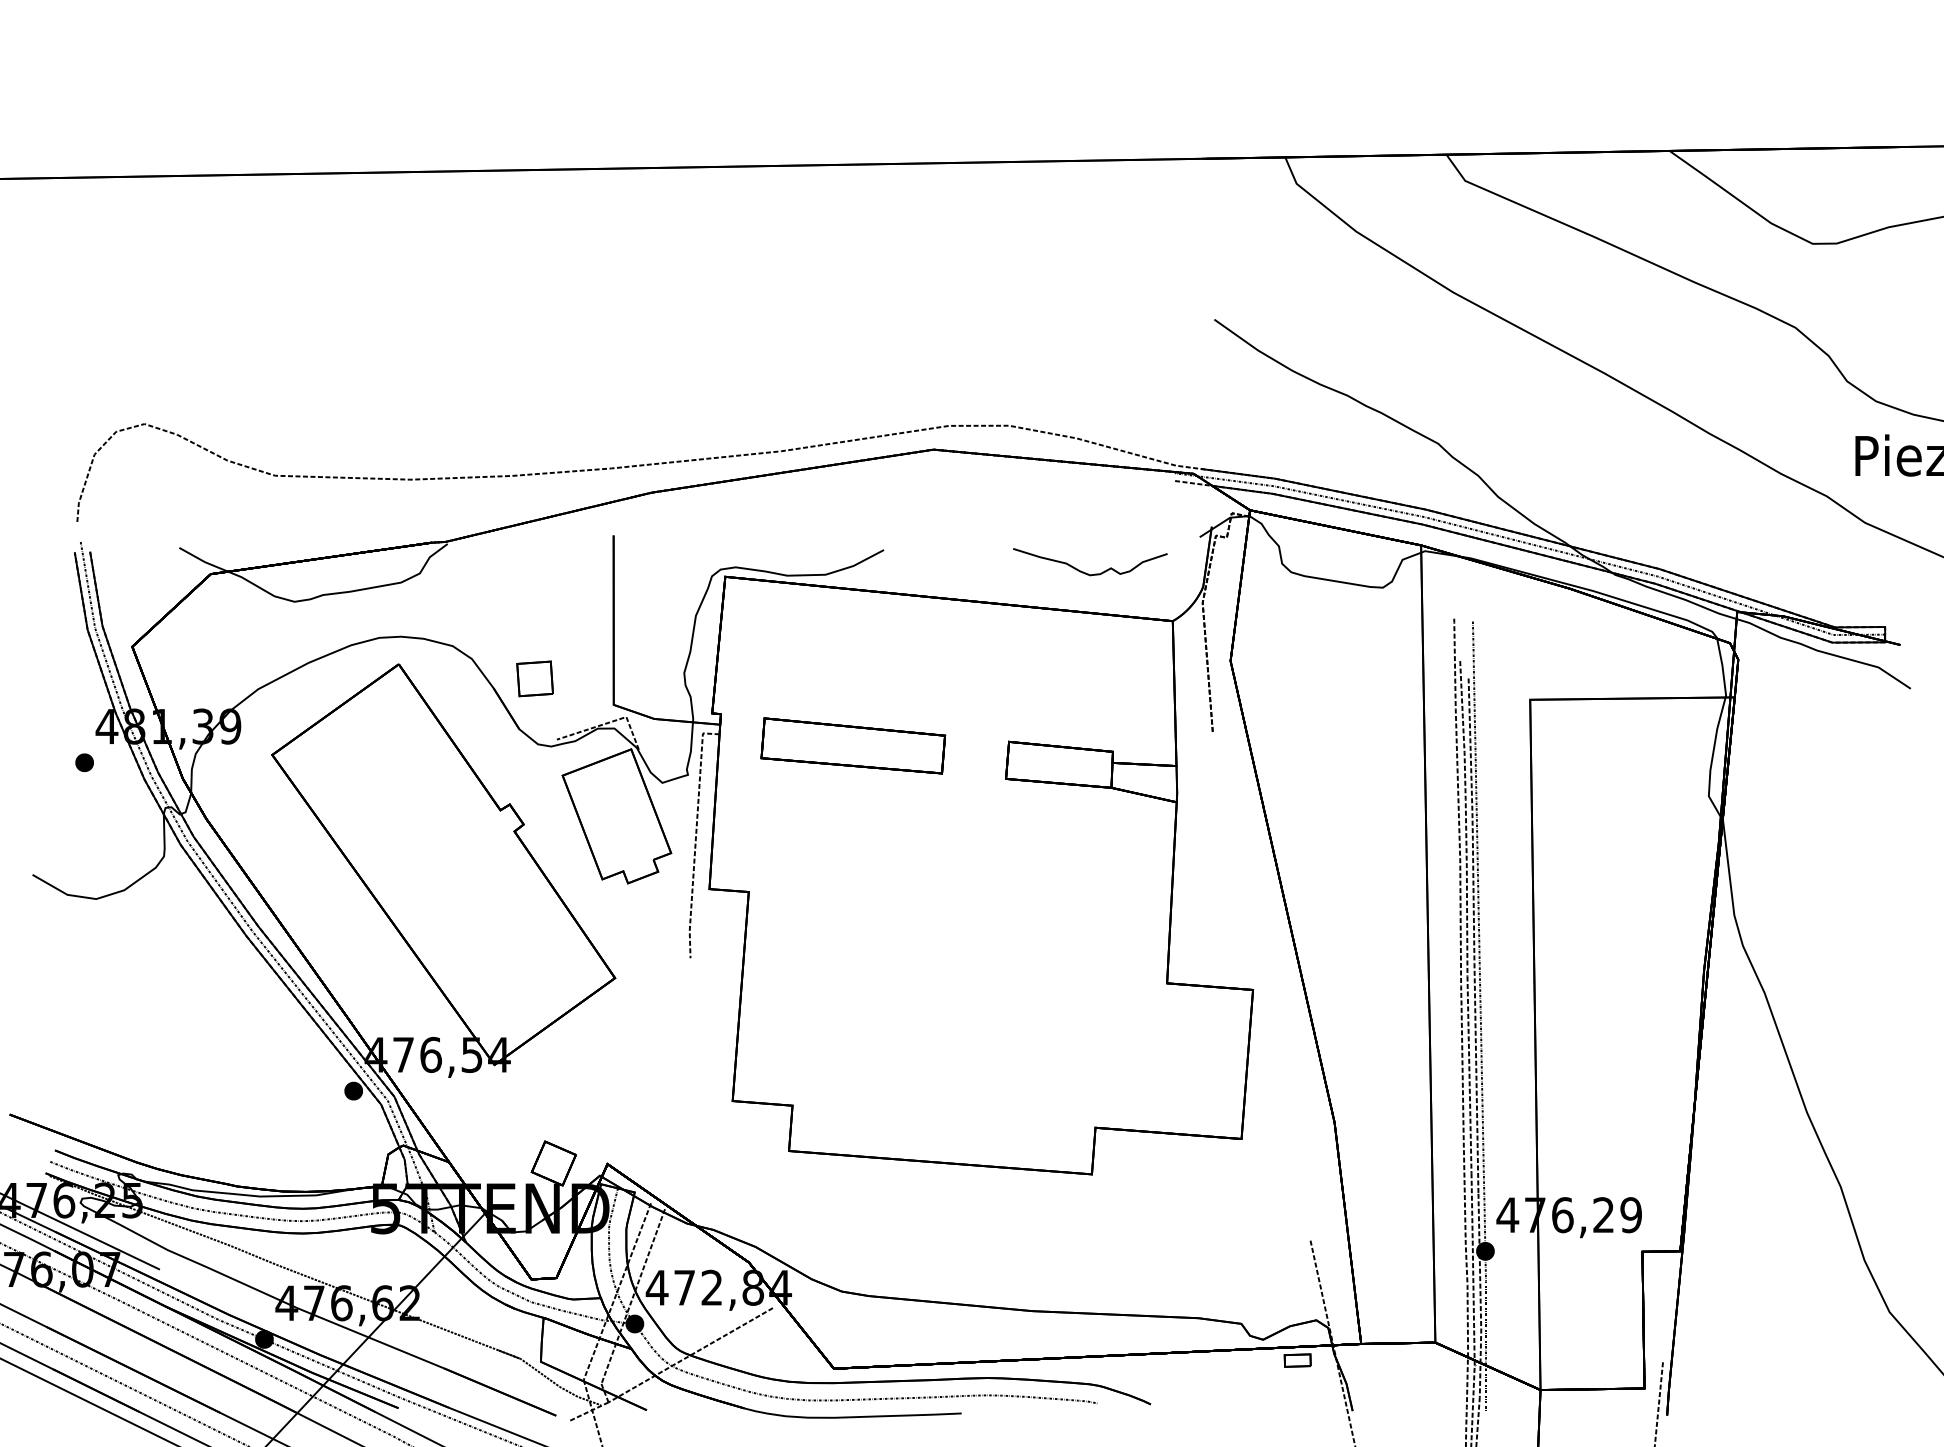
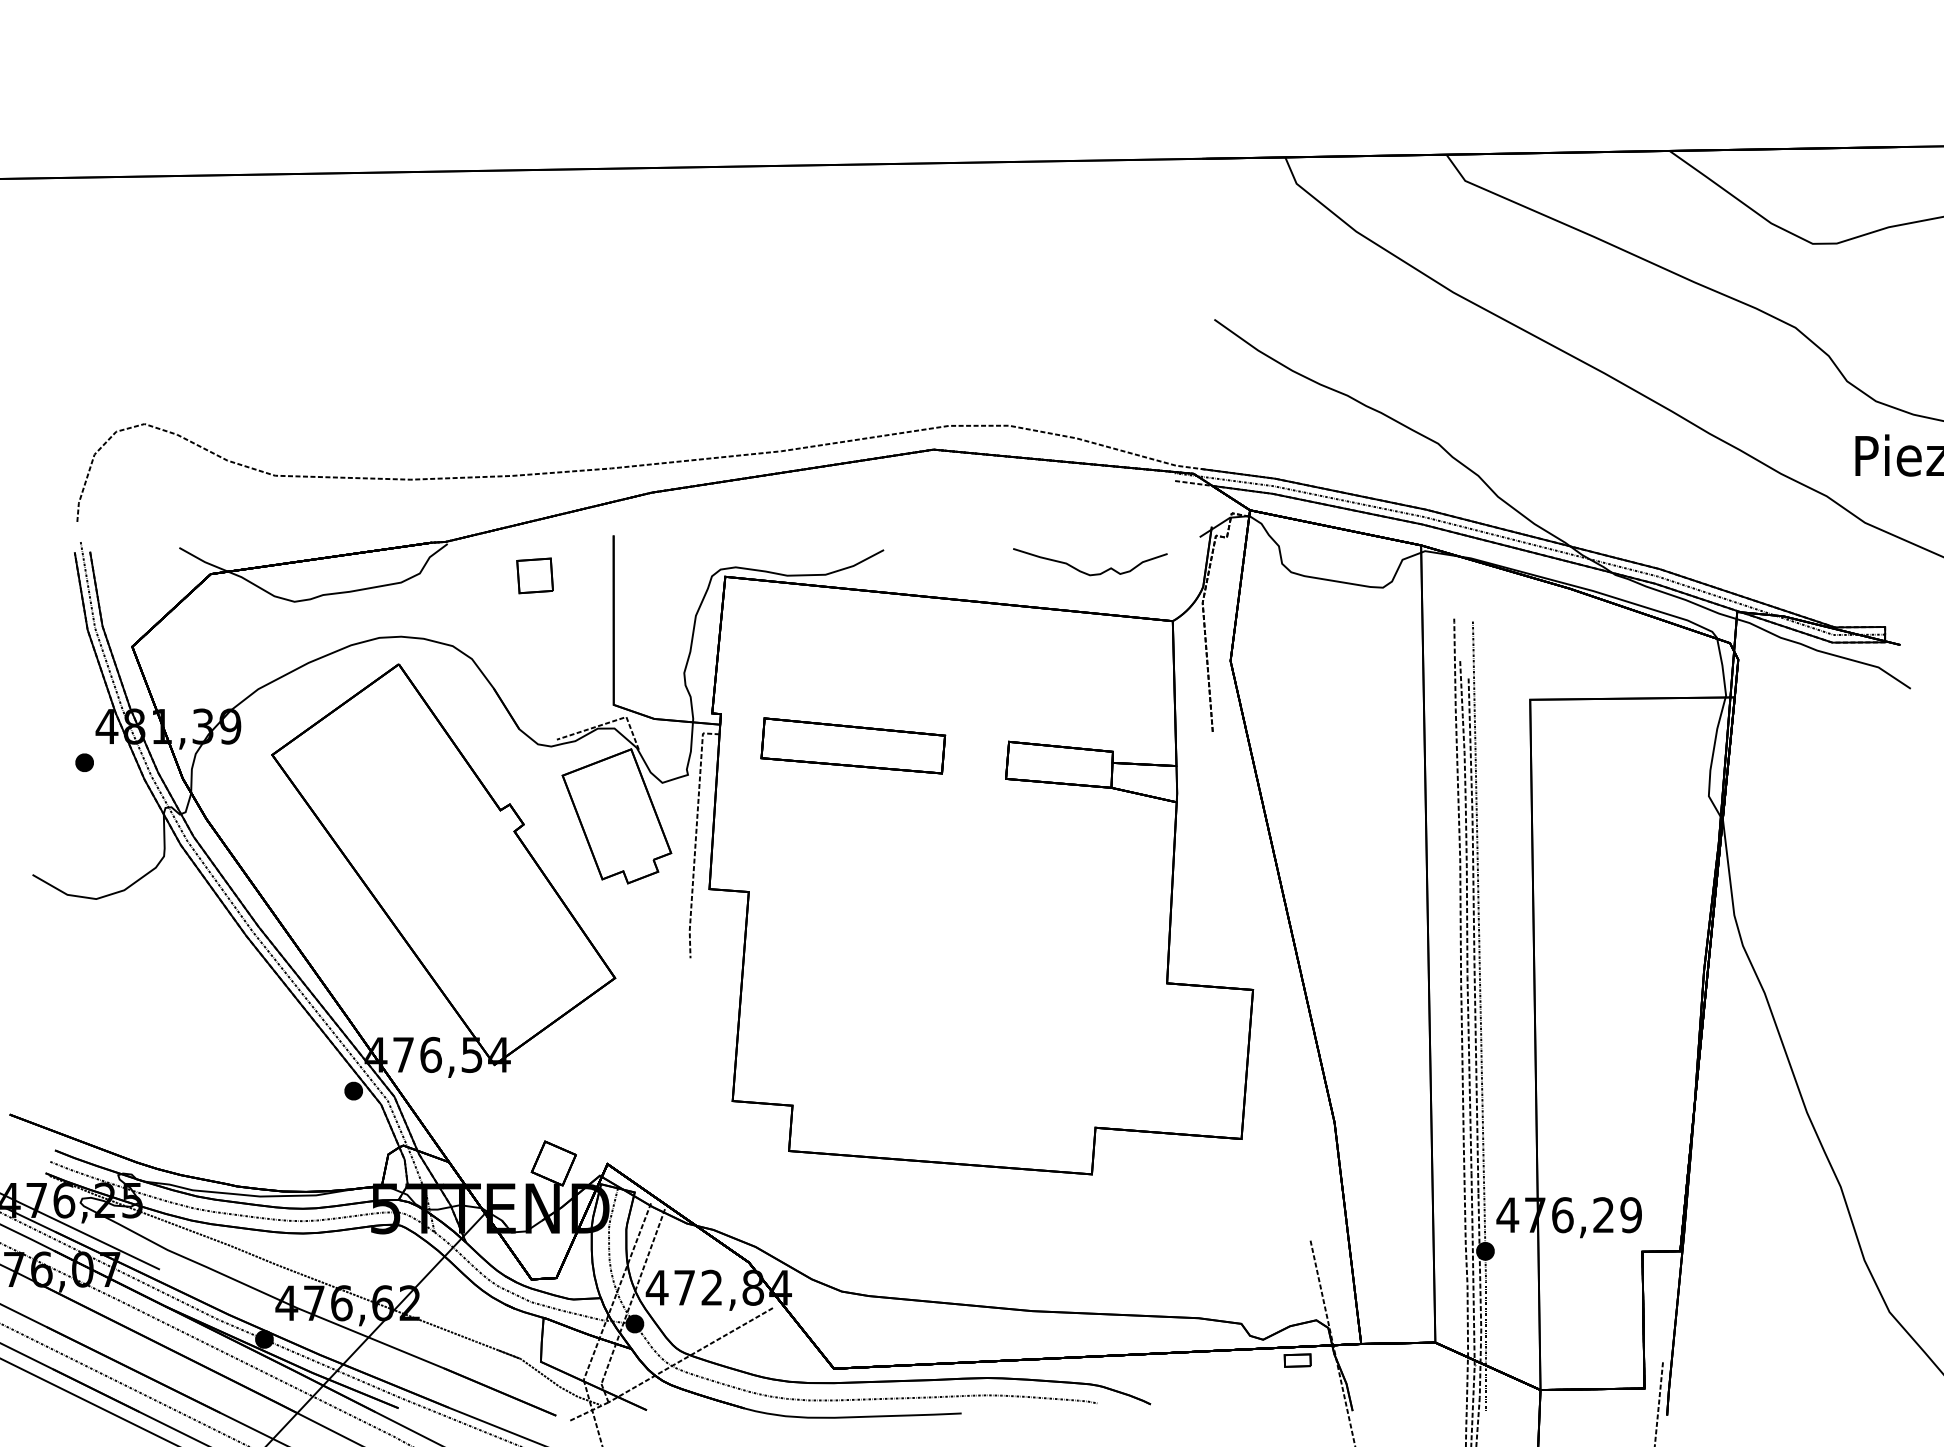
part position: (534, 678) -> (534, 575) (534, 575)
